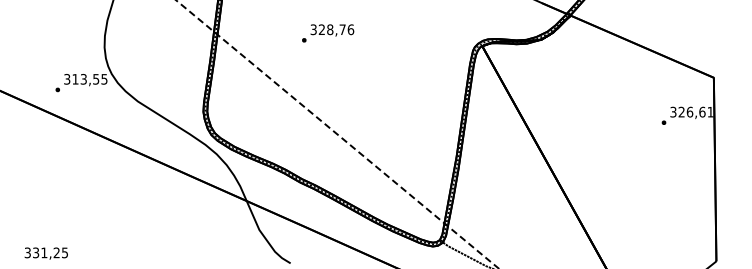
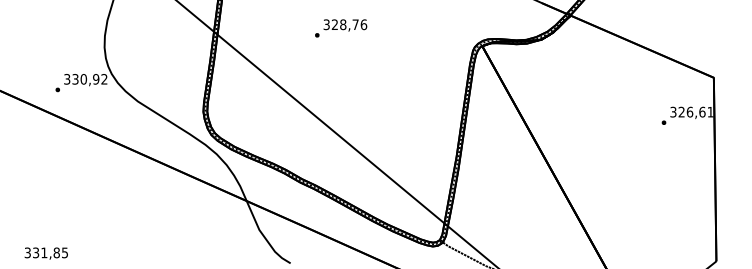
text position: (328, 33) -> (341, 28) (341, 28)
text: 313,55 -> 330,92 (89, 79)
line: dashed -> solid (337, 134)
text: 331,25 -> 331,85 (56, 252)
